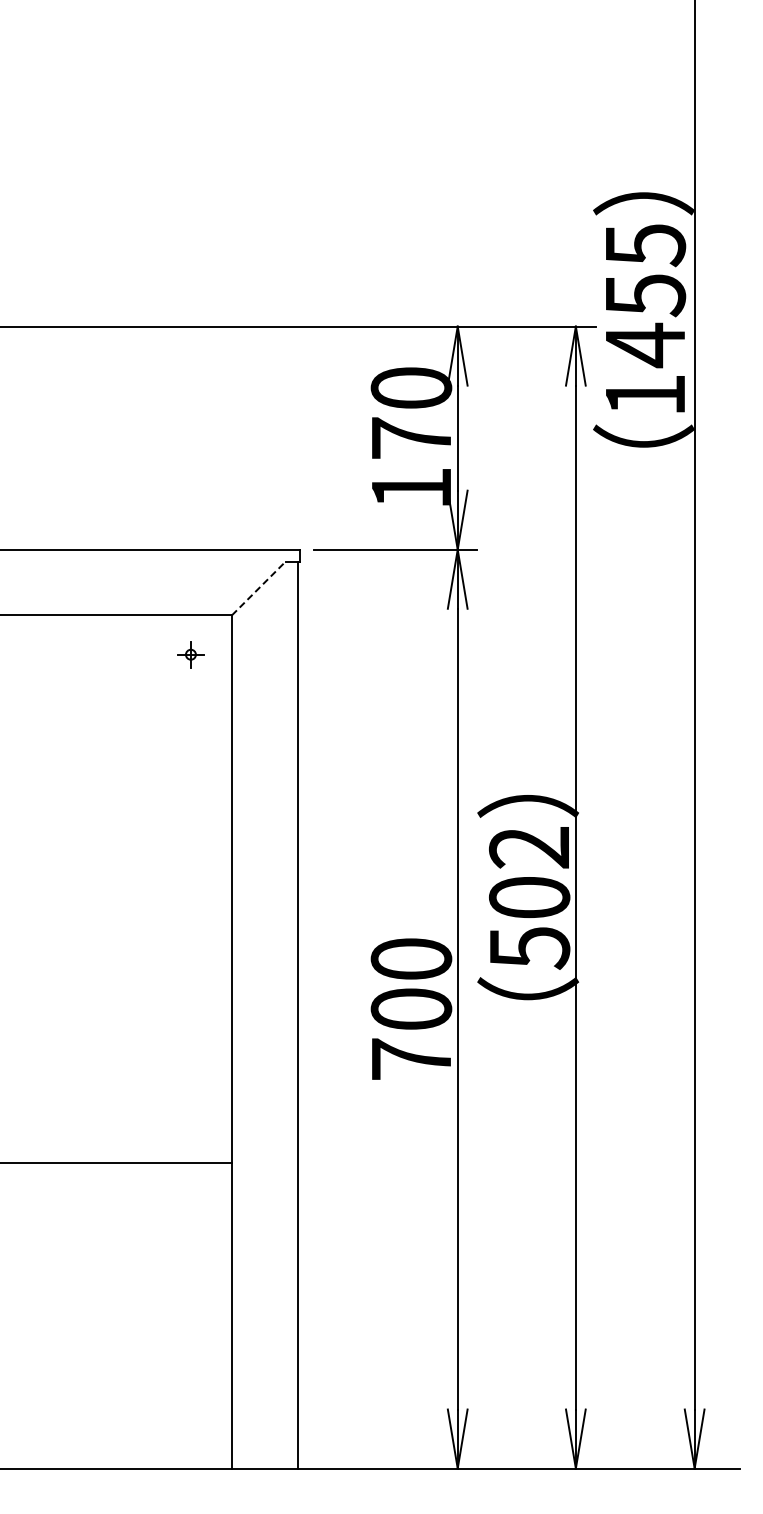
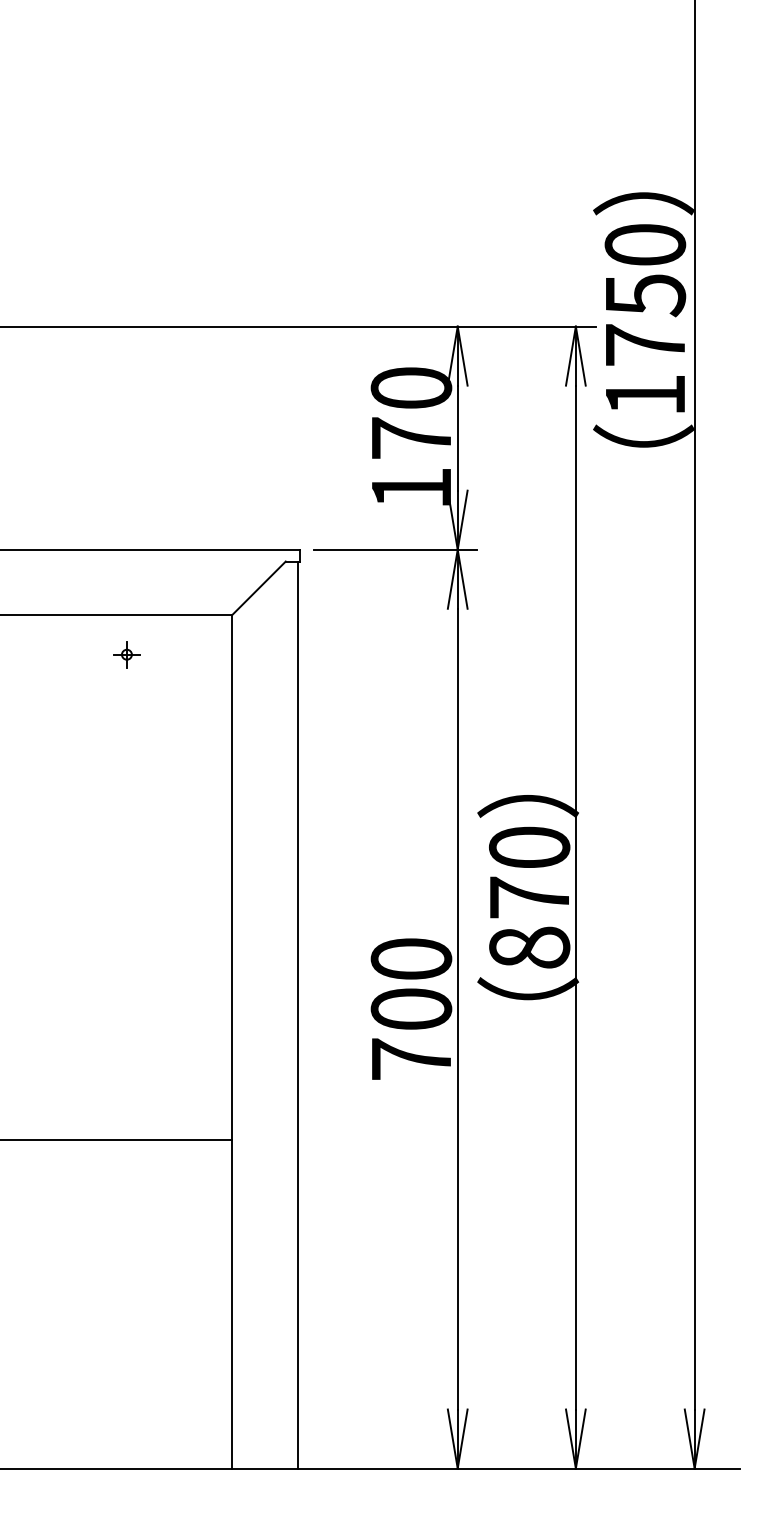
text: 1455 -> 1750 (645, 296)
line: dashed -> solid (259, 588)
part position: (190, 654) -> (126, 654) (126, 654)
text: 502 -> 870 (529, 897)
line position: (116, 1163) -> (116, 1140) (116, 1140)
